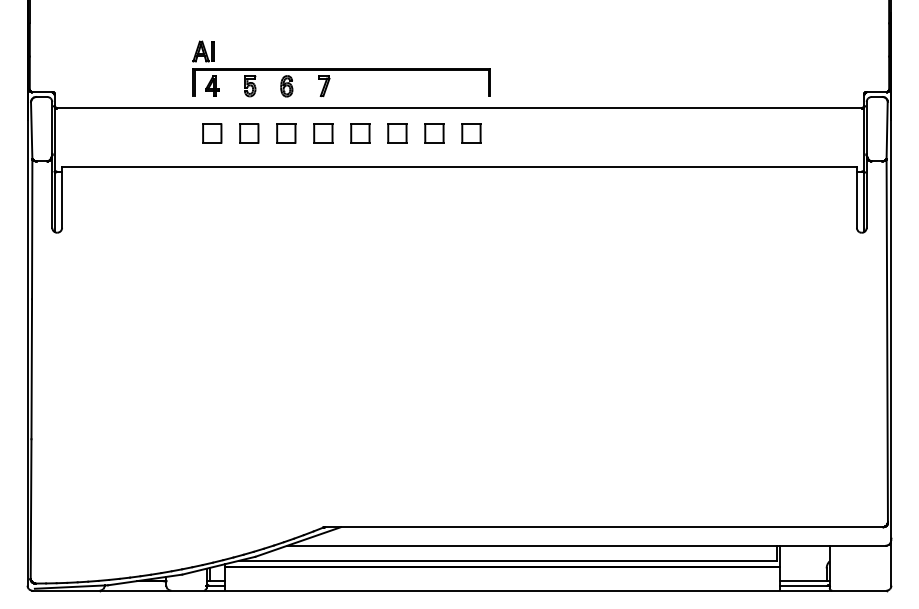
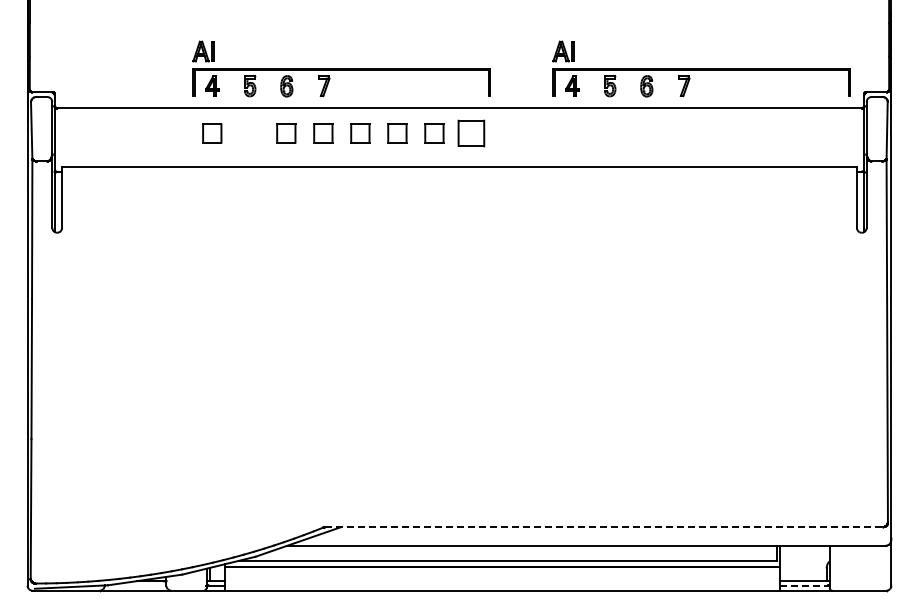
part: none -> present (701, 68)
part: present -> none (249, 133)
part size: 21x21 px -> 29x29 px (471, 133)
line: solid -> dashed (604, 527)
line: solid -> dashed (803, 585)
